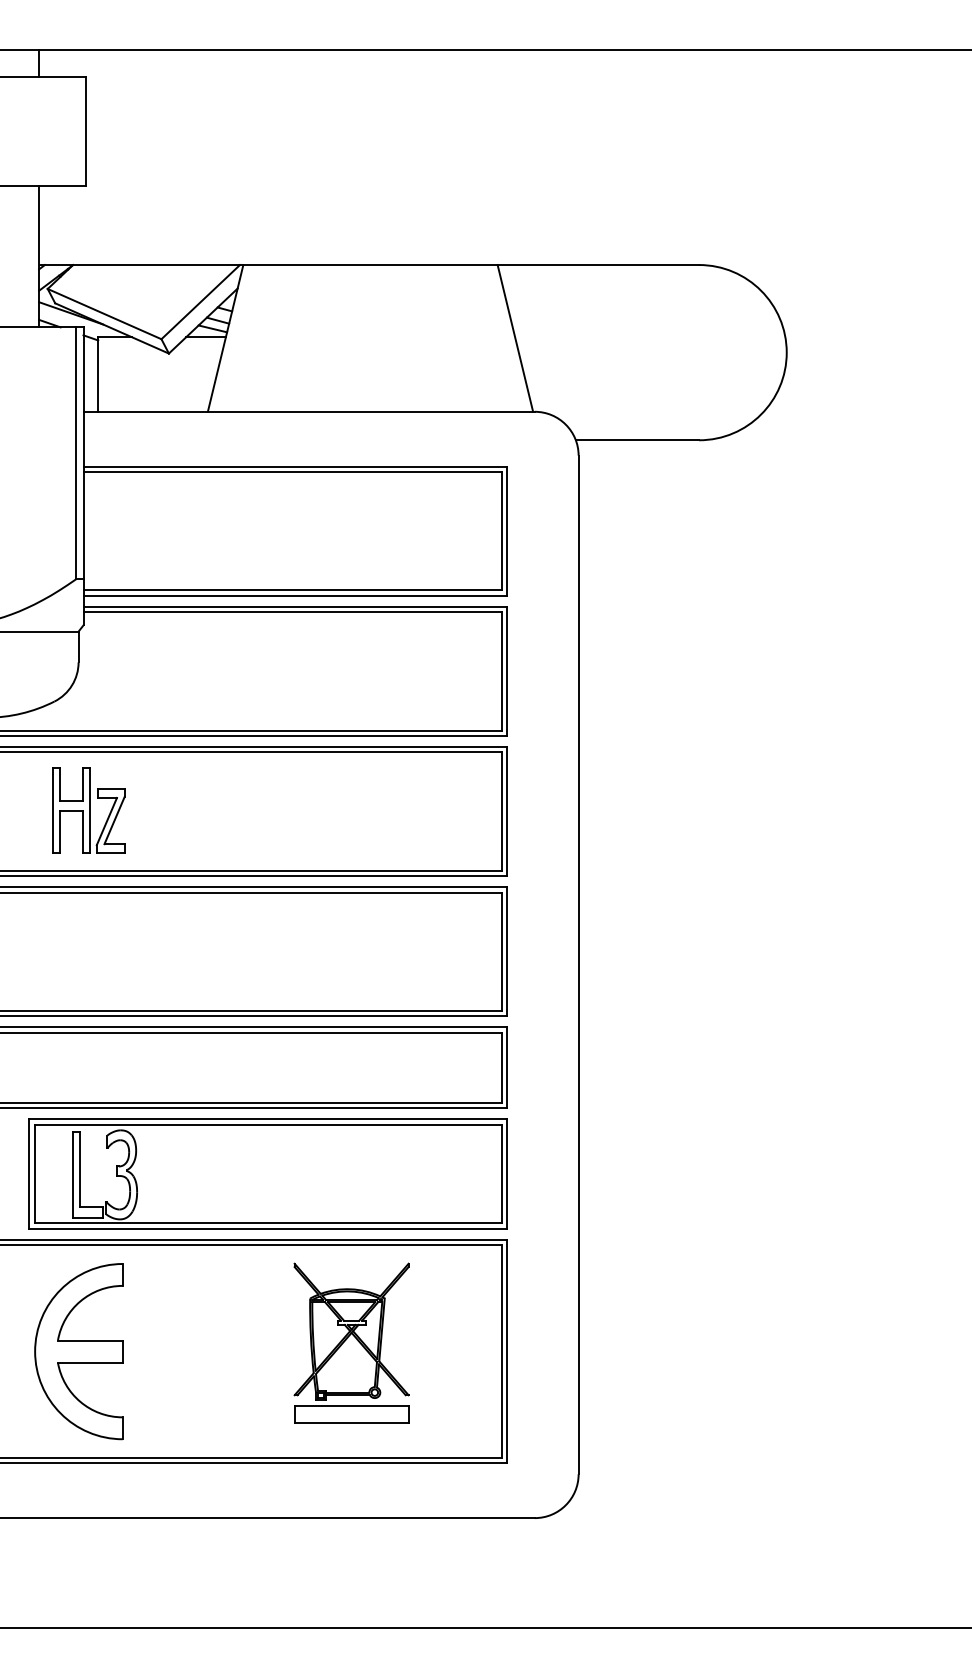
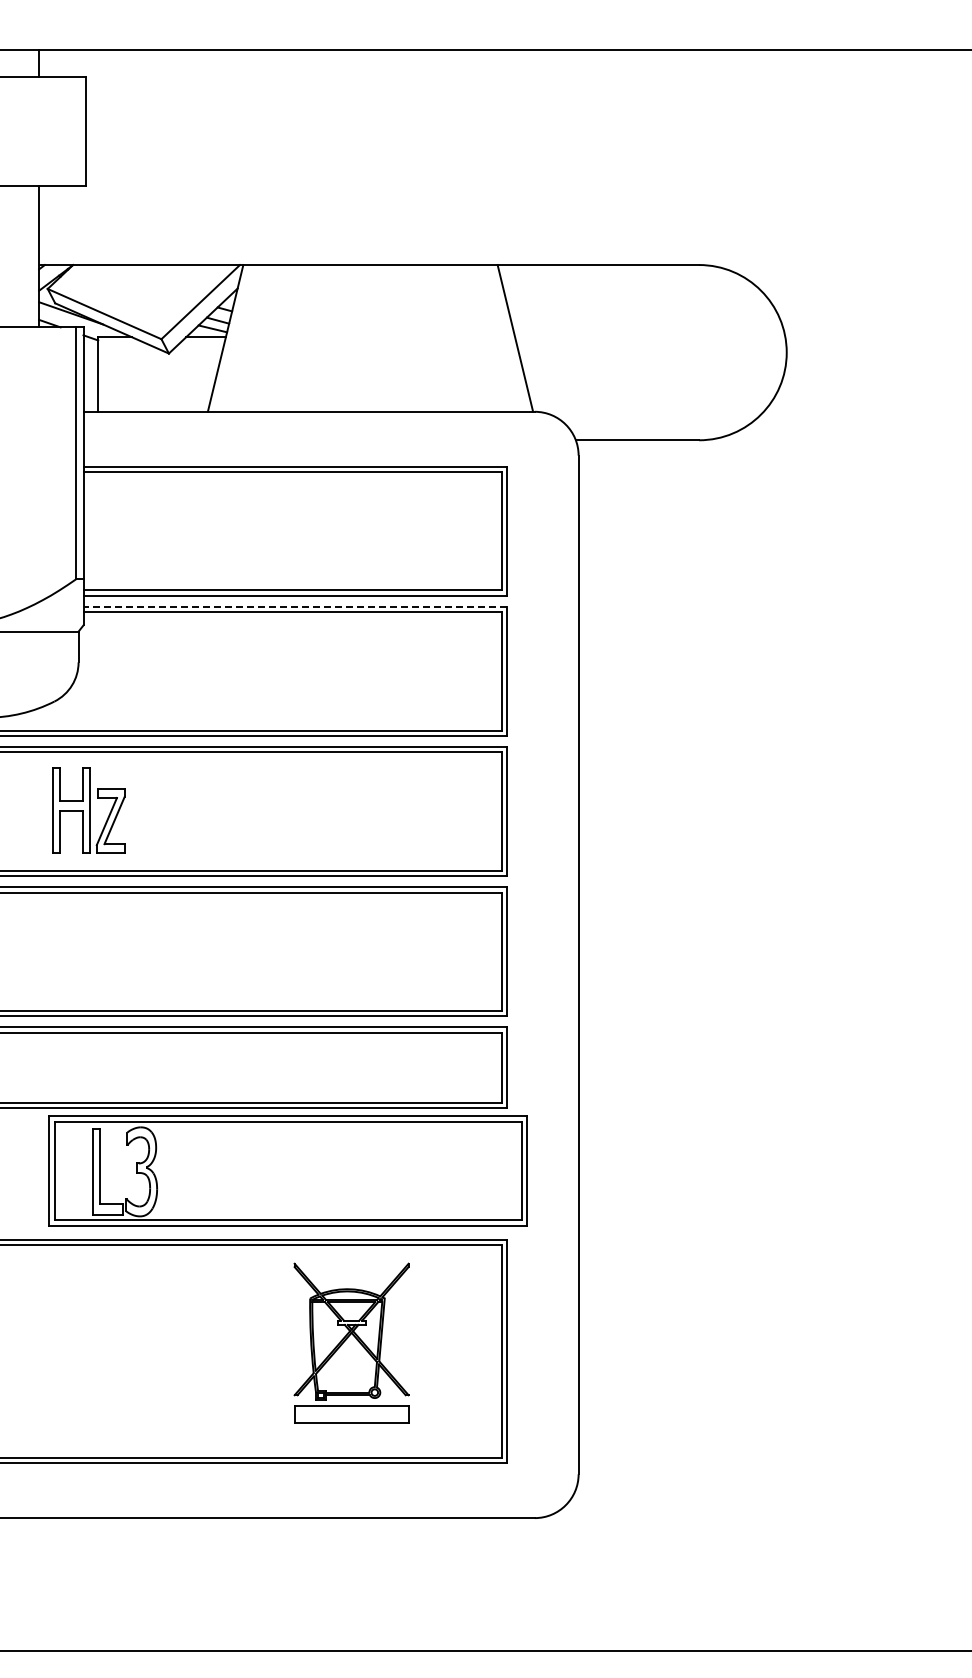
line: solid -> dashed (295, 606)
part position: (267, 1173) -> (287, 1170) (287, 1170)
part: present -> none (78, 1351)
line position: (485, 1627) -> (485, 1650) (485, 1650)
